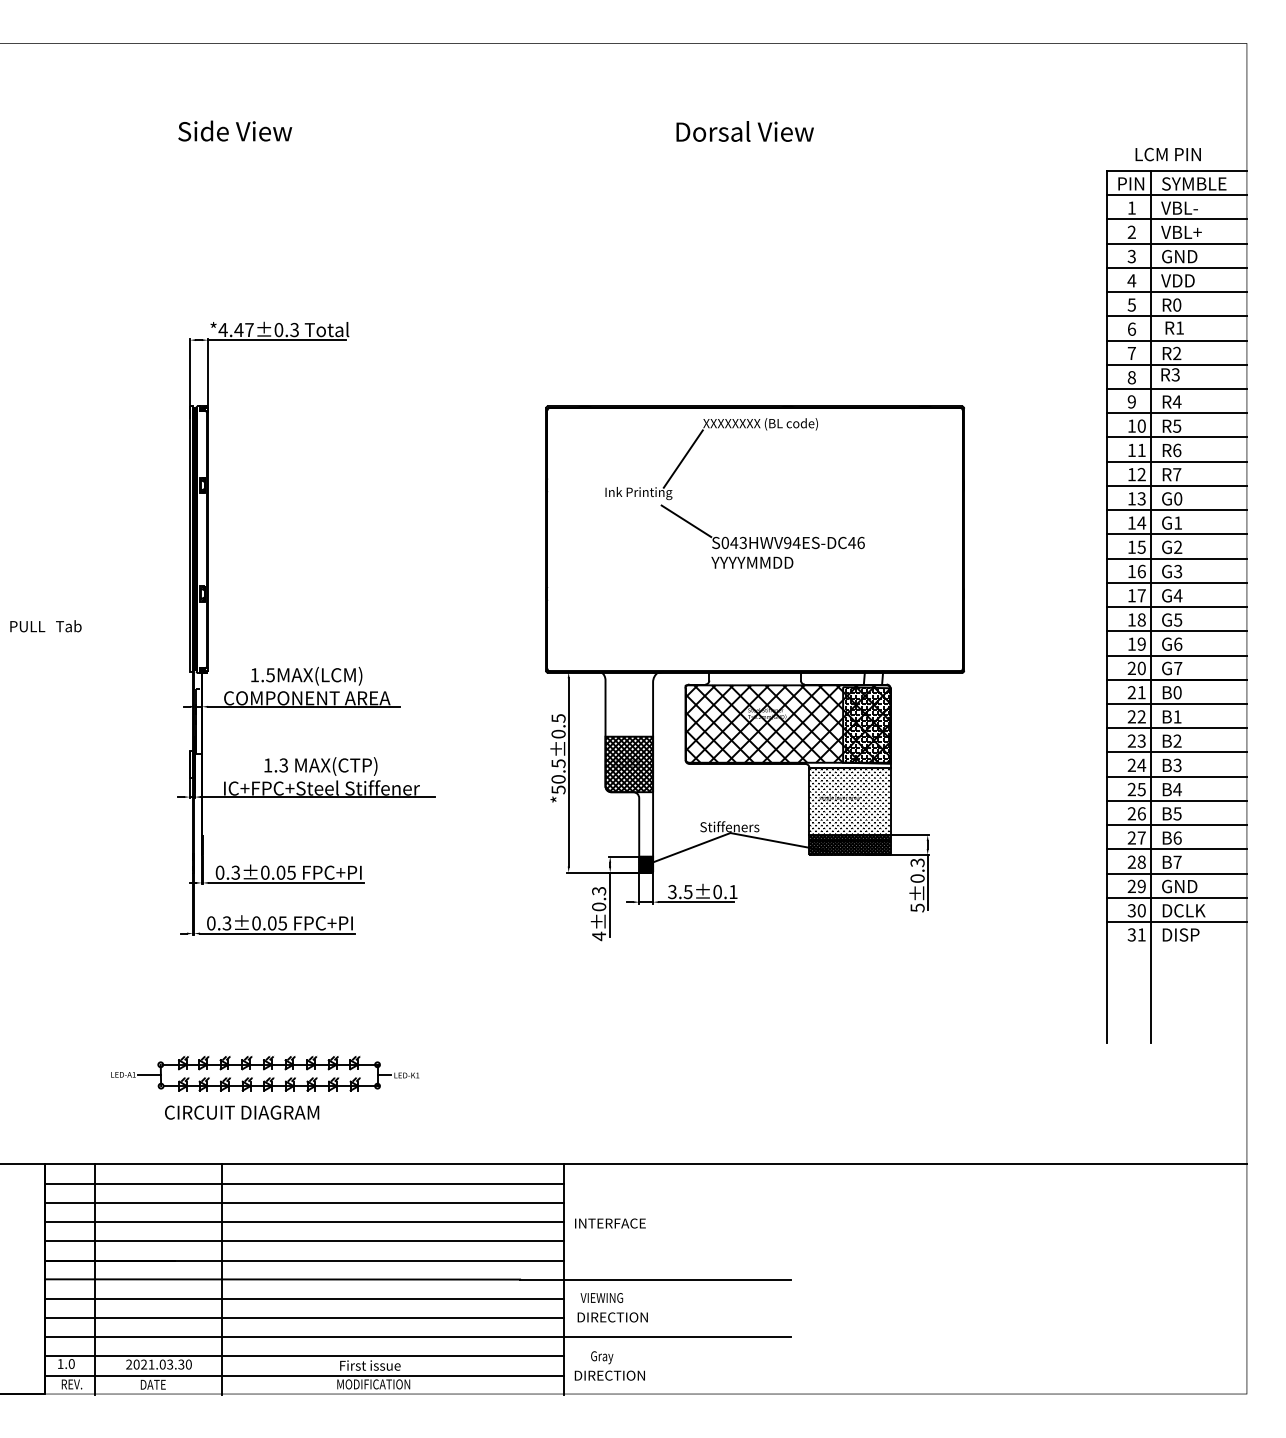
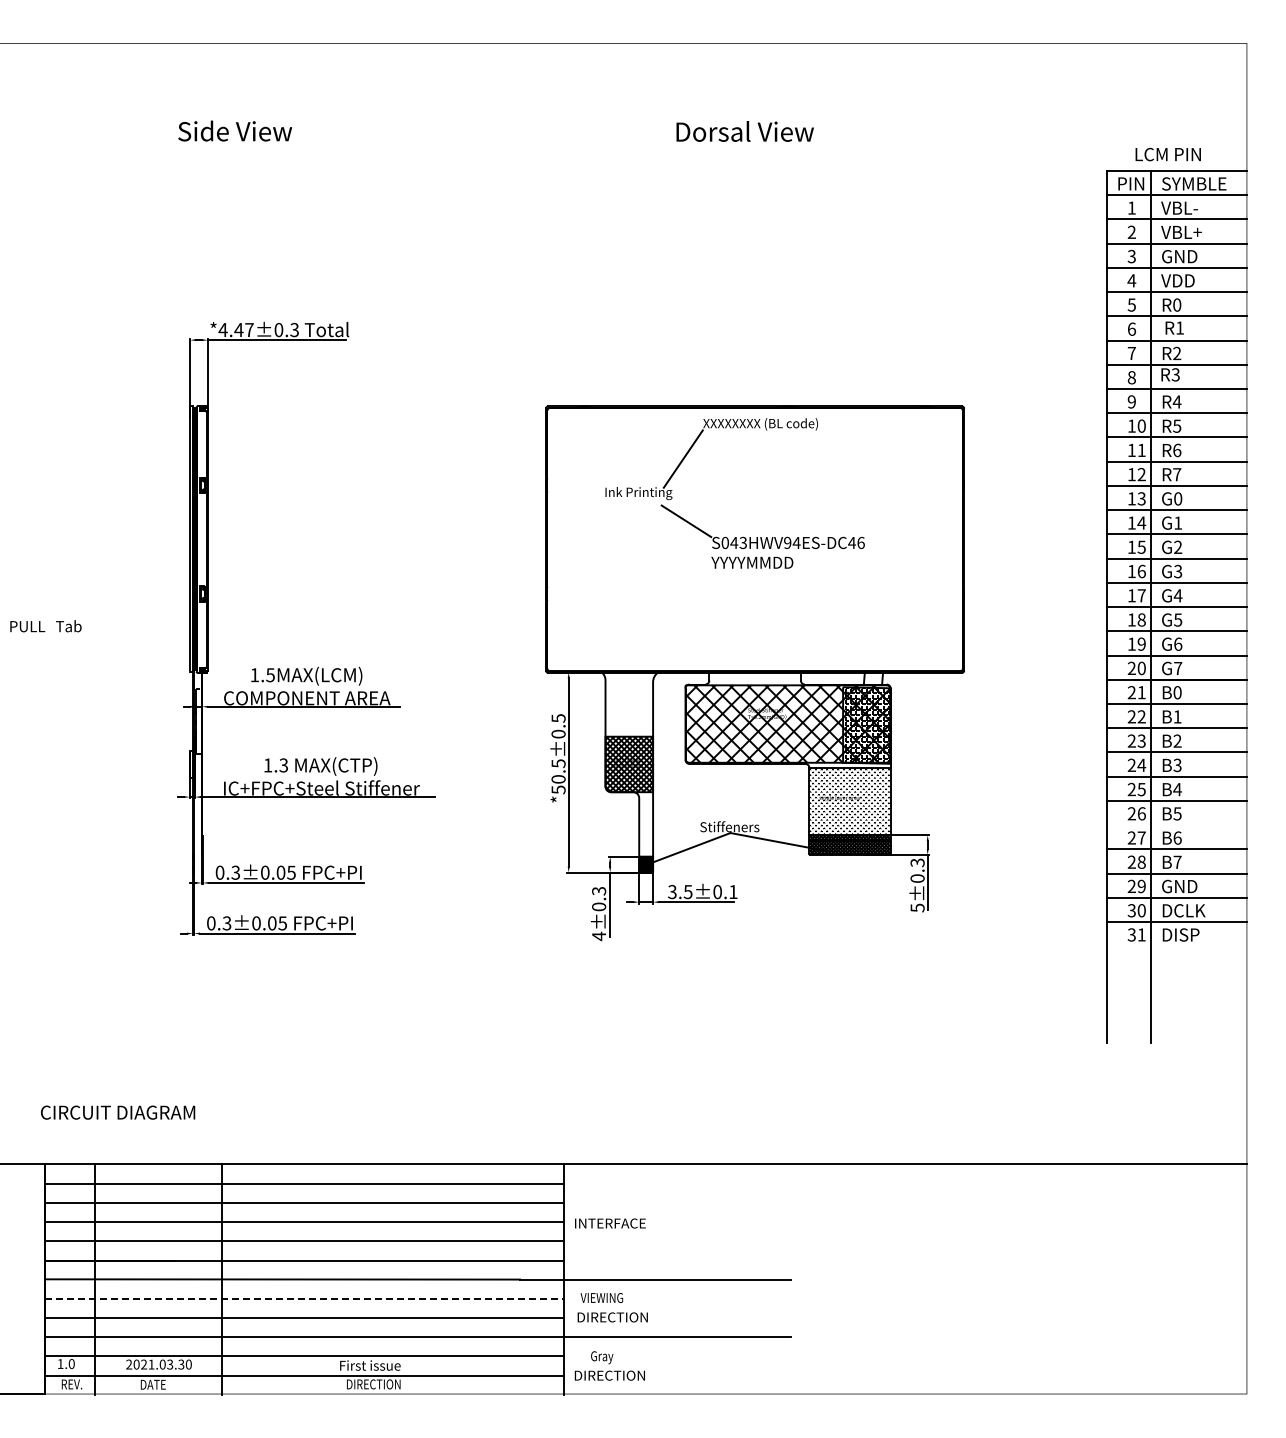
line: present -> none (1176, 825)
part: present -> none (265, 1073)
text position: (242, 1112) -> (118, 1112) (118, 1112)
line: solid -> dashed (304, 1299)
text: MODIFICATION -> DIRECTION (373, 1384)
